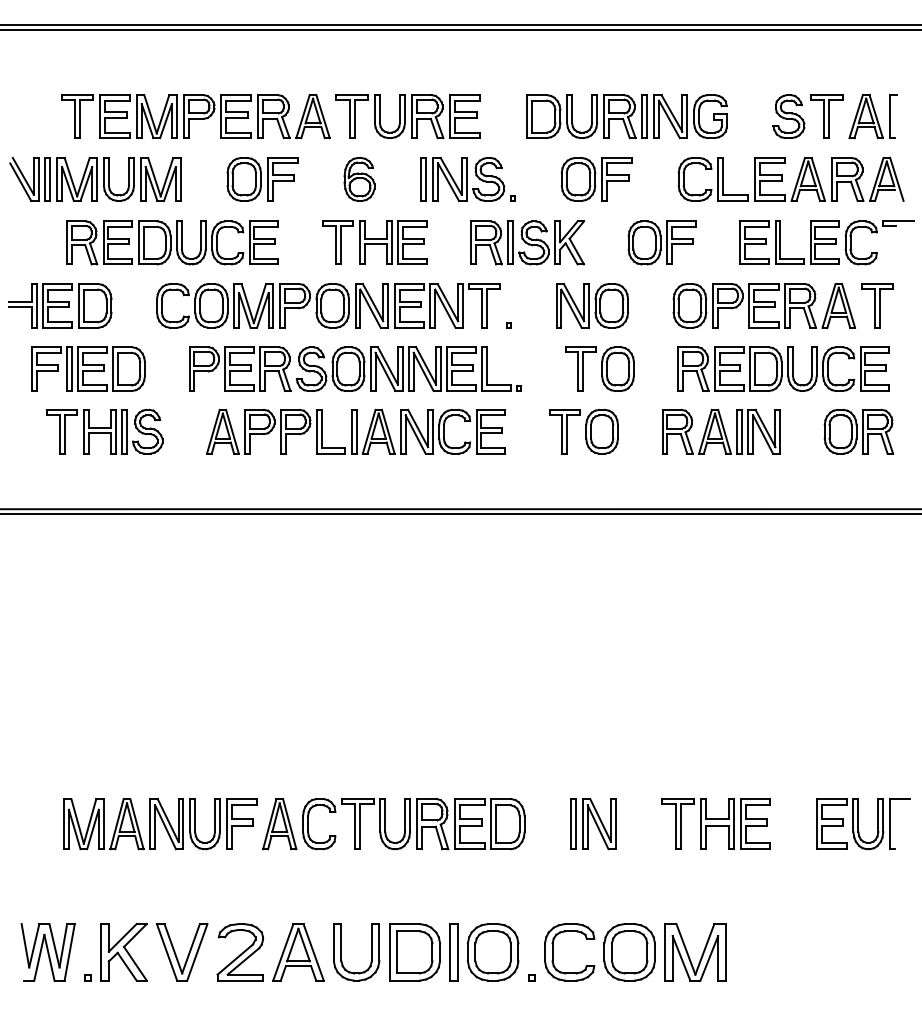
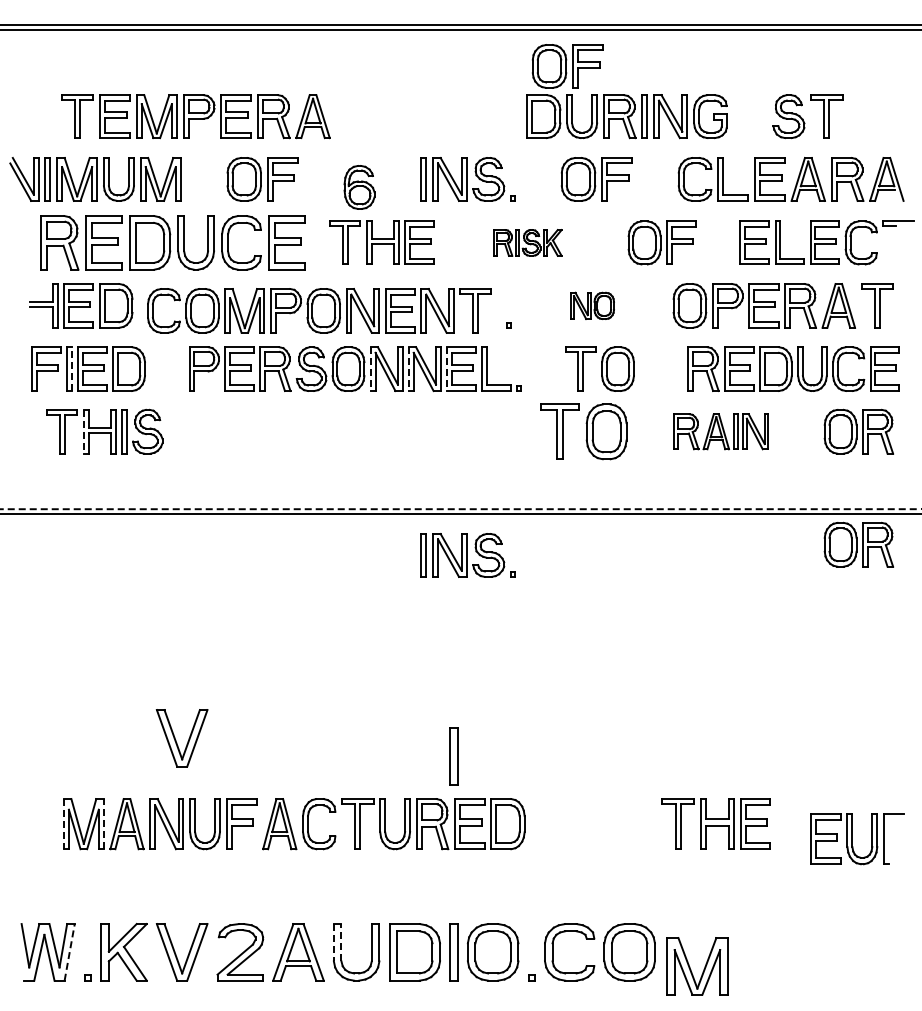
part: none -> present (567, 66)
part: present -> none (407, 116)
part: present -> none (872, 116)
part position: (359, 179) -> (359, 187) (359, 187)
part size: 213x46 px -> 266x56 px (172, 242)
part position: (374, 242) -> (381, 242) (381, 242)
part size: 116x46 px -> 70x28 px (527, 242)
part position: (60, 305) -> (81, 305) (81, 305)
part position: (328, 305) -> (319, 310) (319, 310)
part size: 74x46 px -> 45x29 px (592, 305)
part position: (783, 368) -> (793, 368) (793, 368)
line: solid -> dashed (71, 369)
line: solid -> dashed (370, 369)
line: solid -> dashed (408, 369)
line: solid -> dashed (447, 369)
line: solid -> dashed (83, 431)
part: present -> none (355, 431)
part size: 70x47 px -> 88x58 px (583, 431)
part size: 119x47 px -> 96x38 px (720, 431)
line: solid -> dashed (460, 509)
part: none -> present (858, 544)
part: none -> present (467, 555)
part: none -> present (181, 738)
part: none -> present (453, 756)
line: solid -> dashed (103, 823)
line: solid -> dashed (63, 824)
part: present -> none (593, 824)
part position: (863, 824) -> (857, 839) (857, 839)
line: solid -> dashed (333, 942)
line: solid -> dashed (341, 942)
line: solid -> dashed (69, 952)
part position: (689, 955) -> (691, 969) (691, 969)
